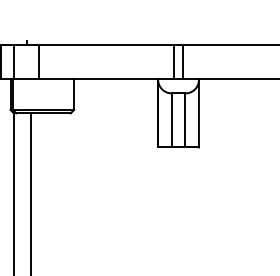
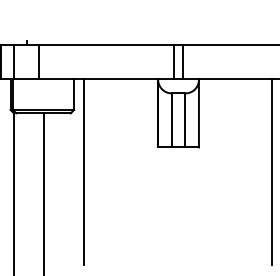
line: none -> present (272, 171)
line: none -> present (84, 172)
line position: (31, 192) -> (44, 192) (44, 192)
